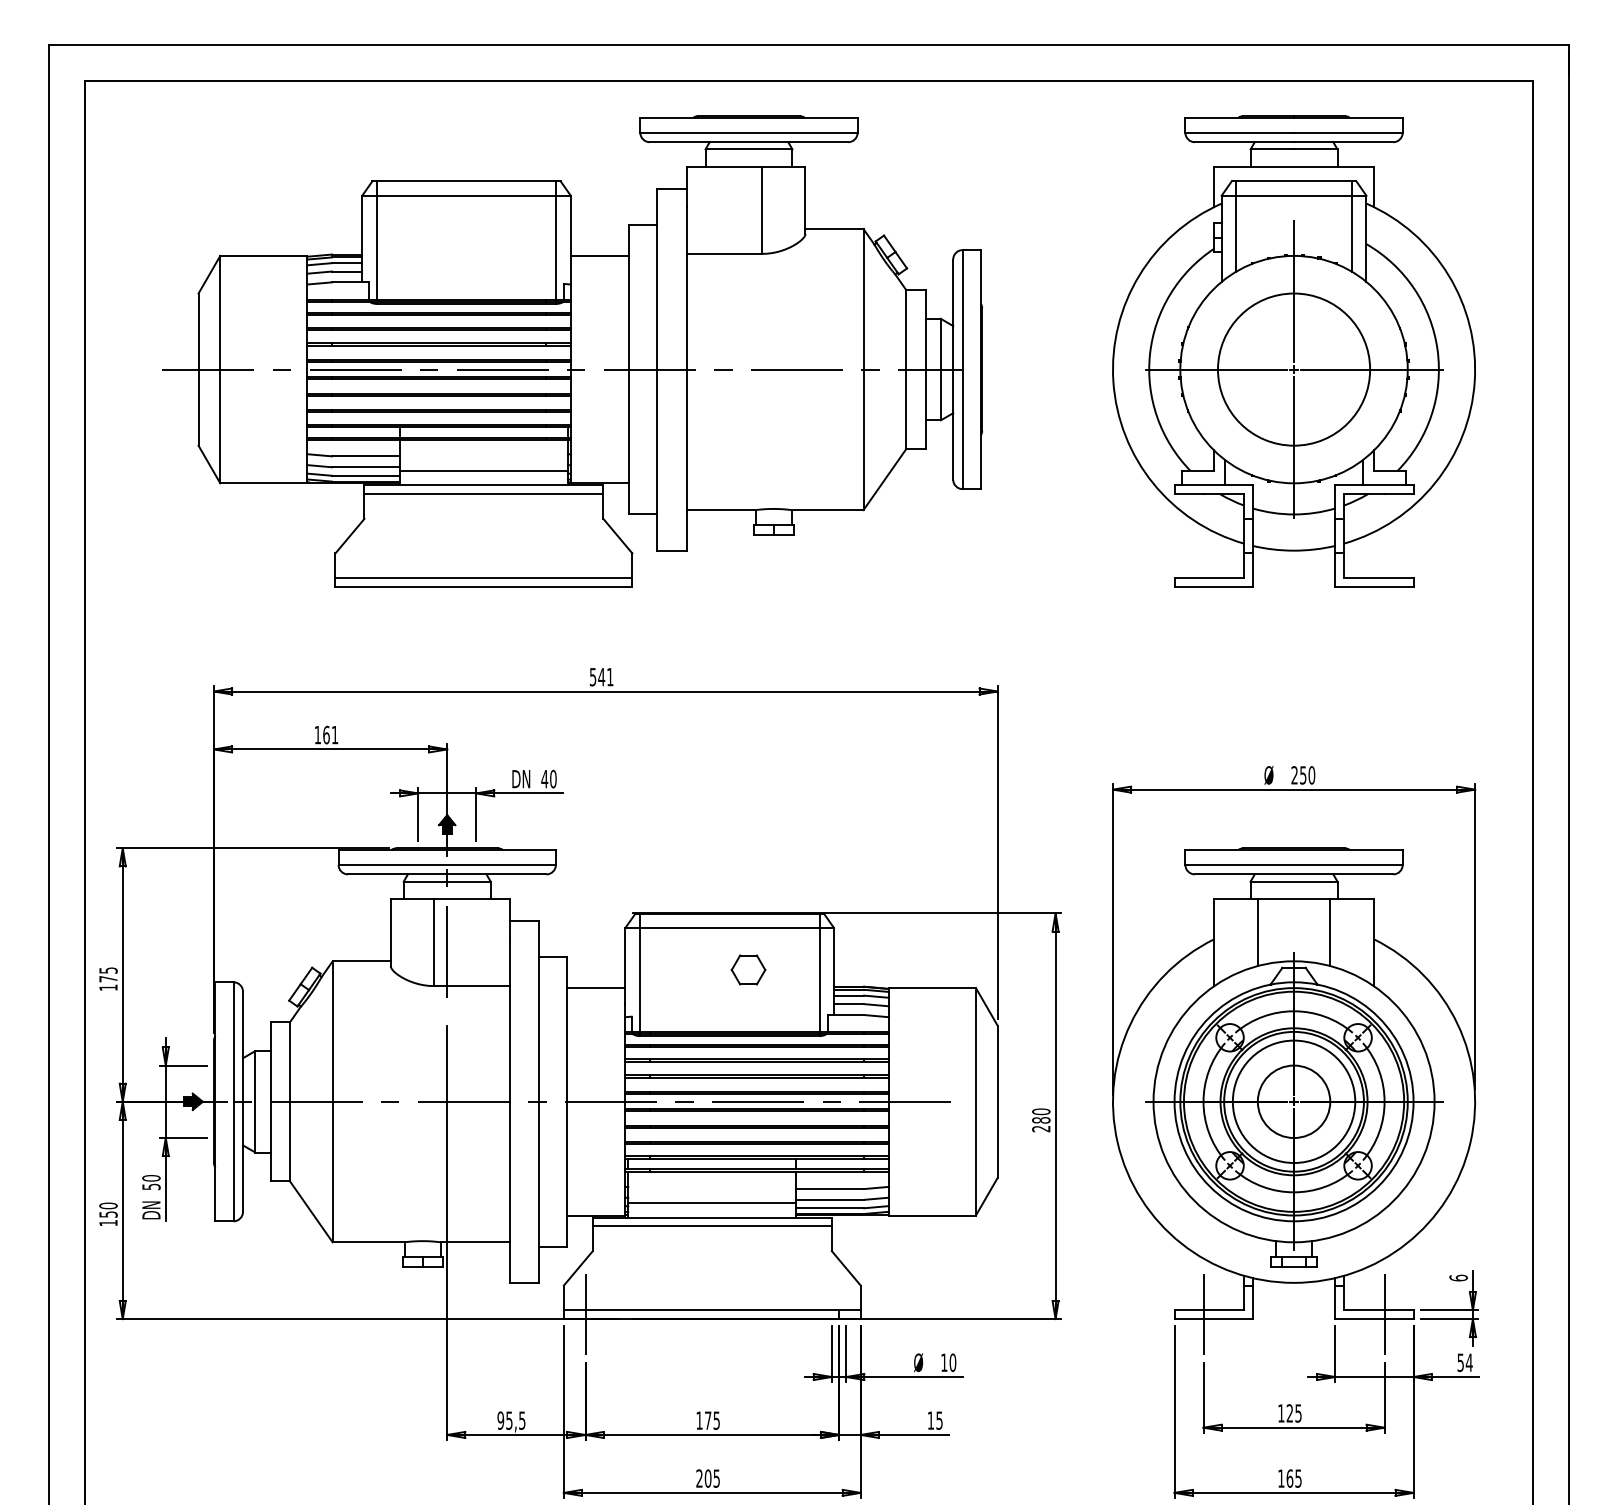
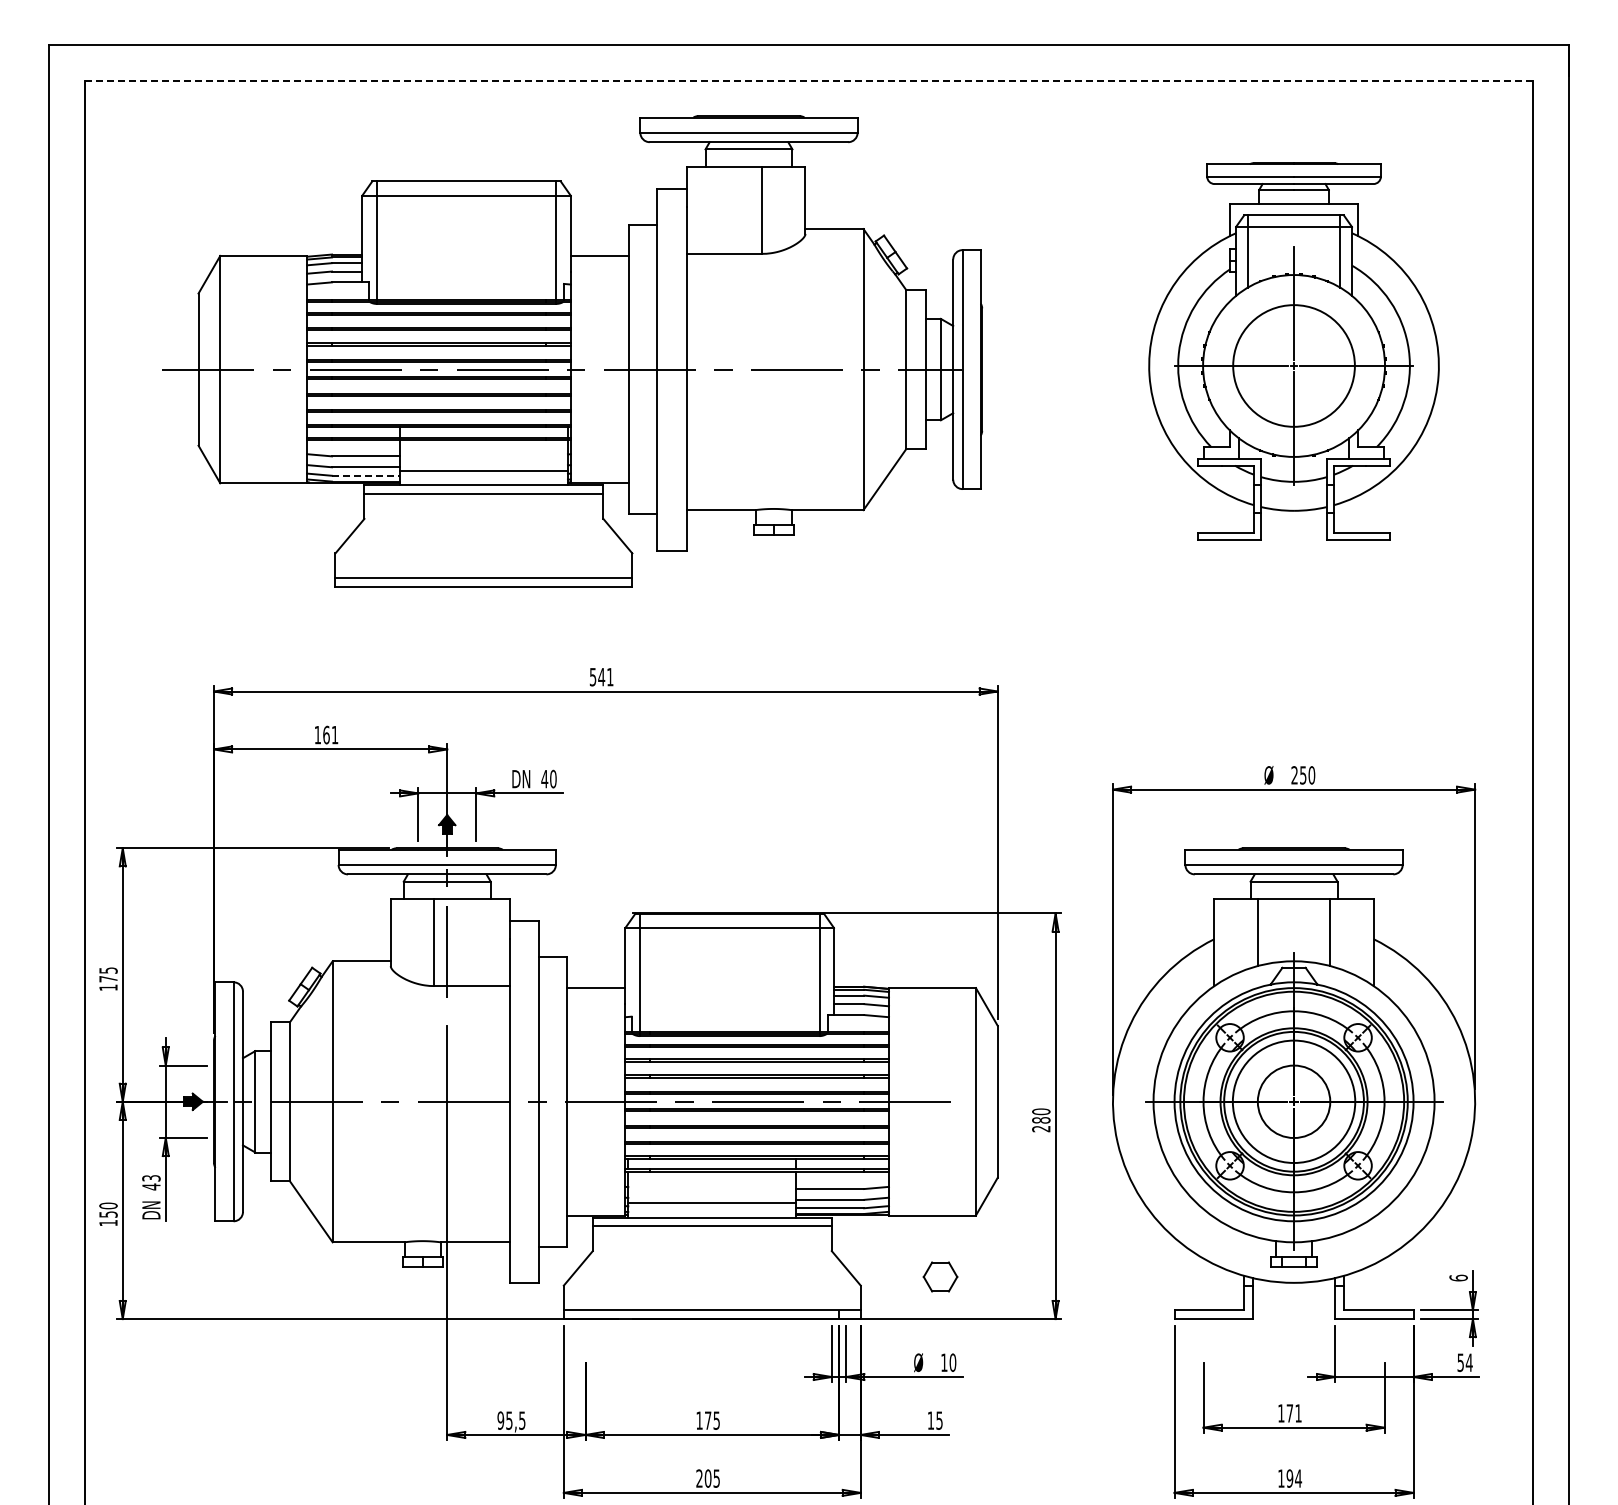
line: solid -> dashed (808, 81)
part size: 364x473 px -> 292x379 px (1293, 351)
line: solid -> dashed (365, 475)
part position: (748, 969) -> (940, 1276) (940, 1276)
text: 50 -> 43 (151, 1182)
line: present -> none (585, 1314)
line: present -> none (1203, 1314)
line: present -> none (1384, 1314)
text: 125 -> 171 (1293, 1413)
text: 165 -> 194 (1294, 1478)
